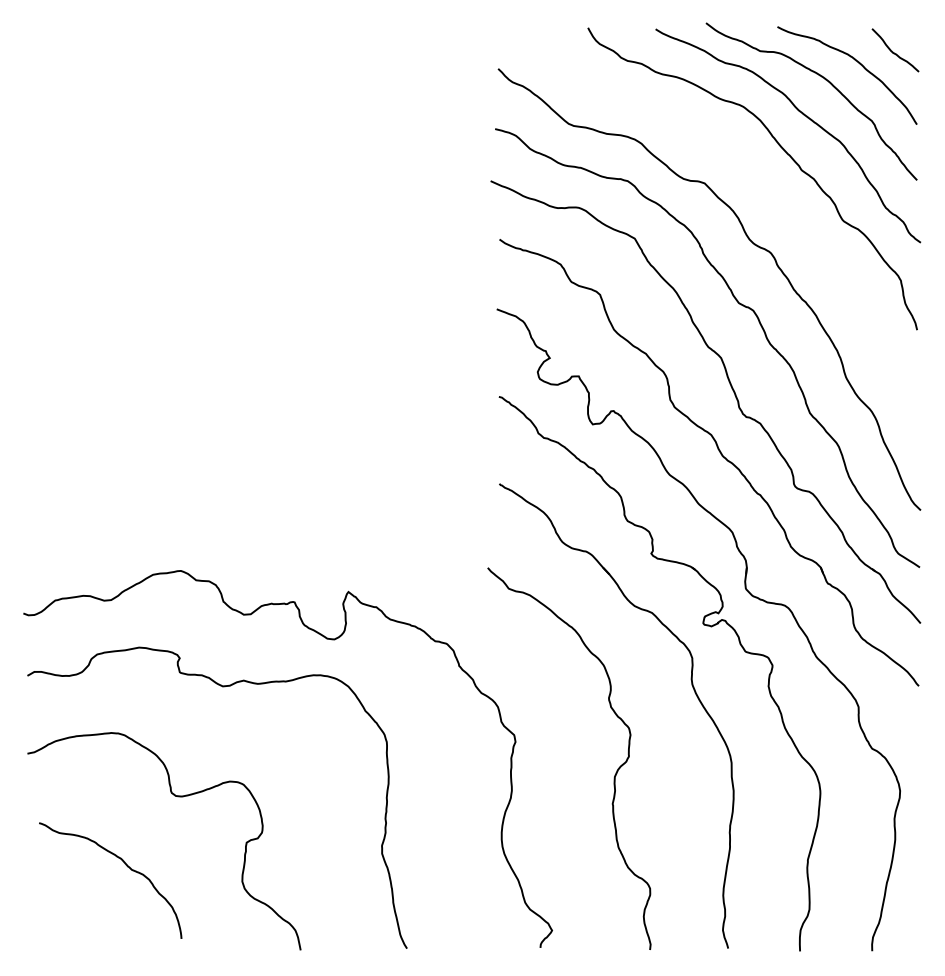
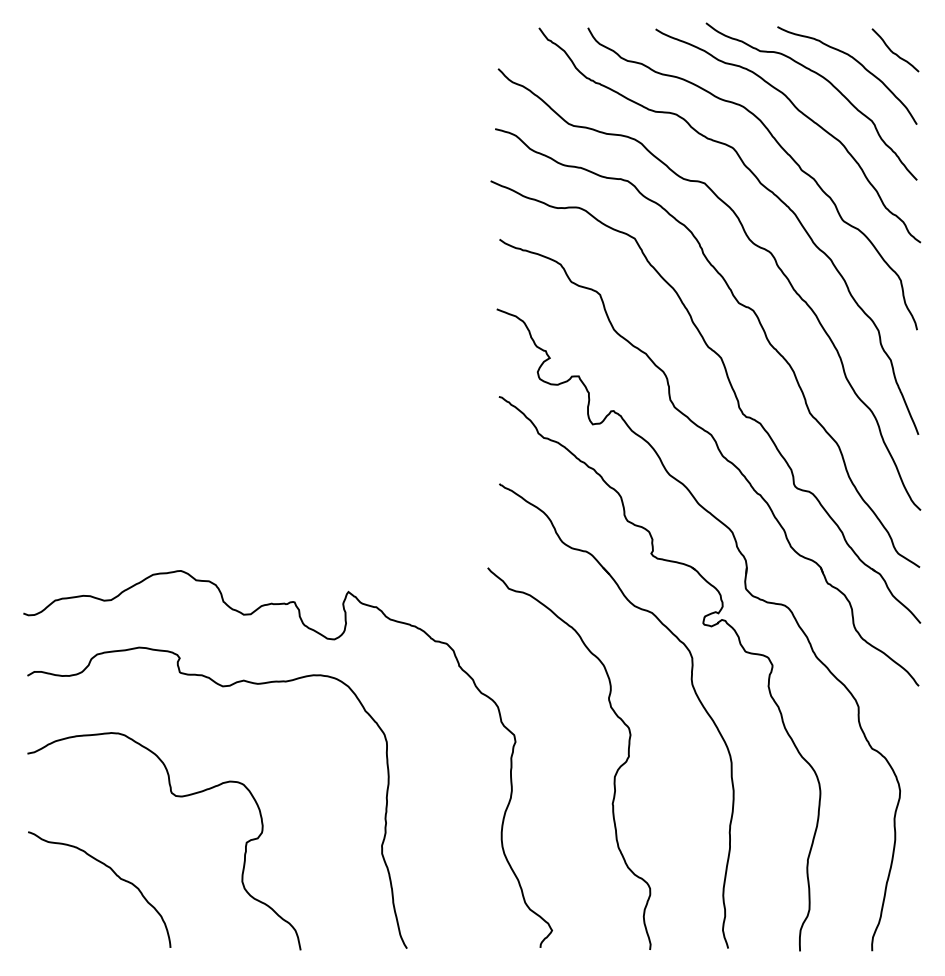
curve: none -> present (762, 186)
curve position: (125, 865) -> (114, 874) (114, 874)
